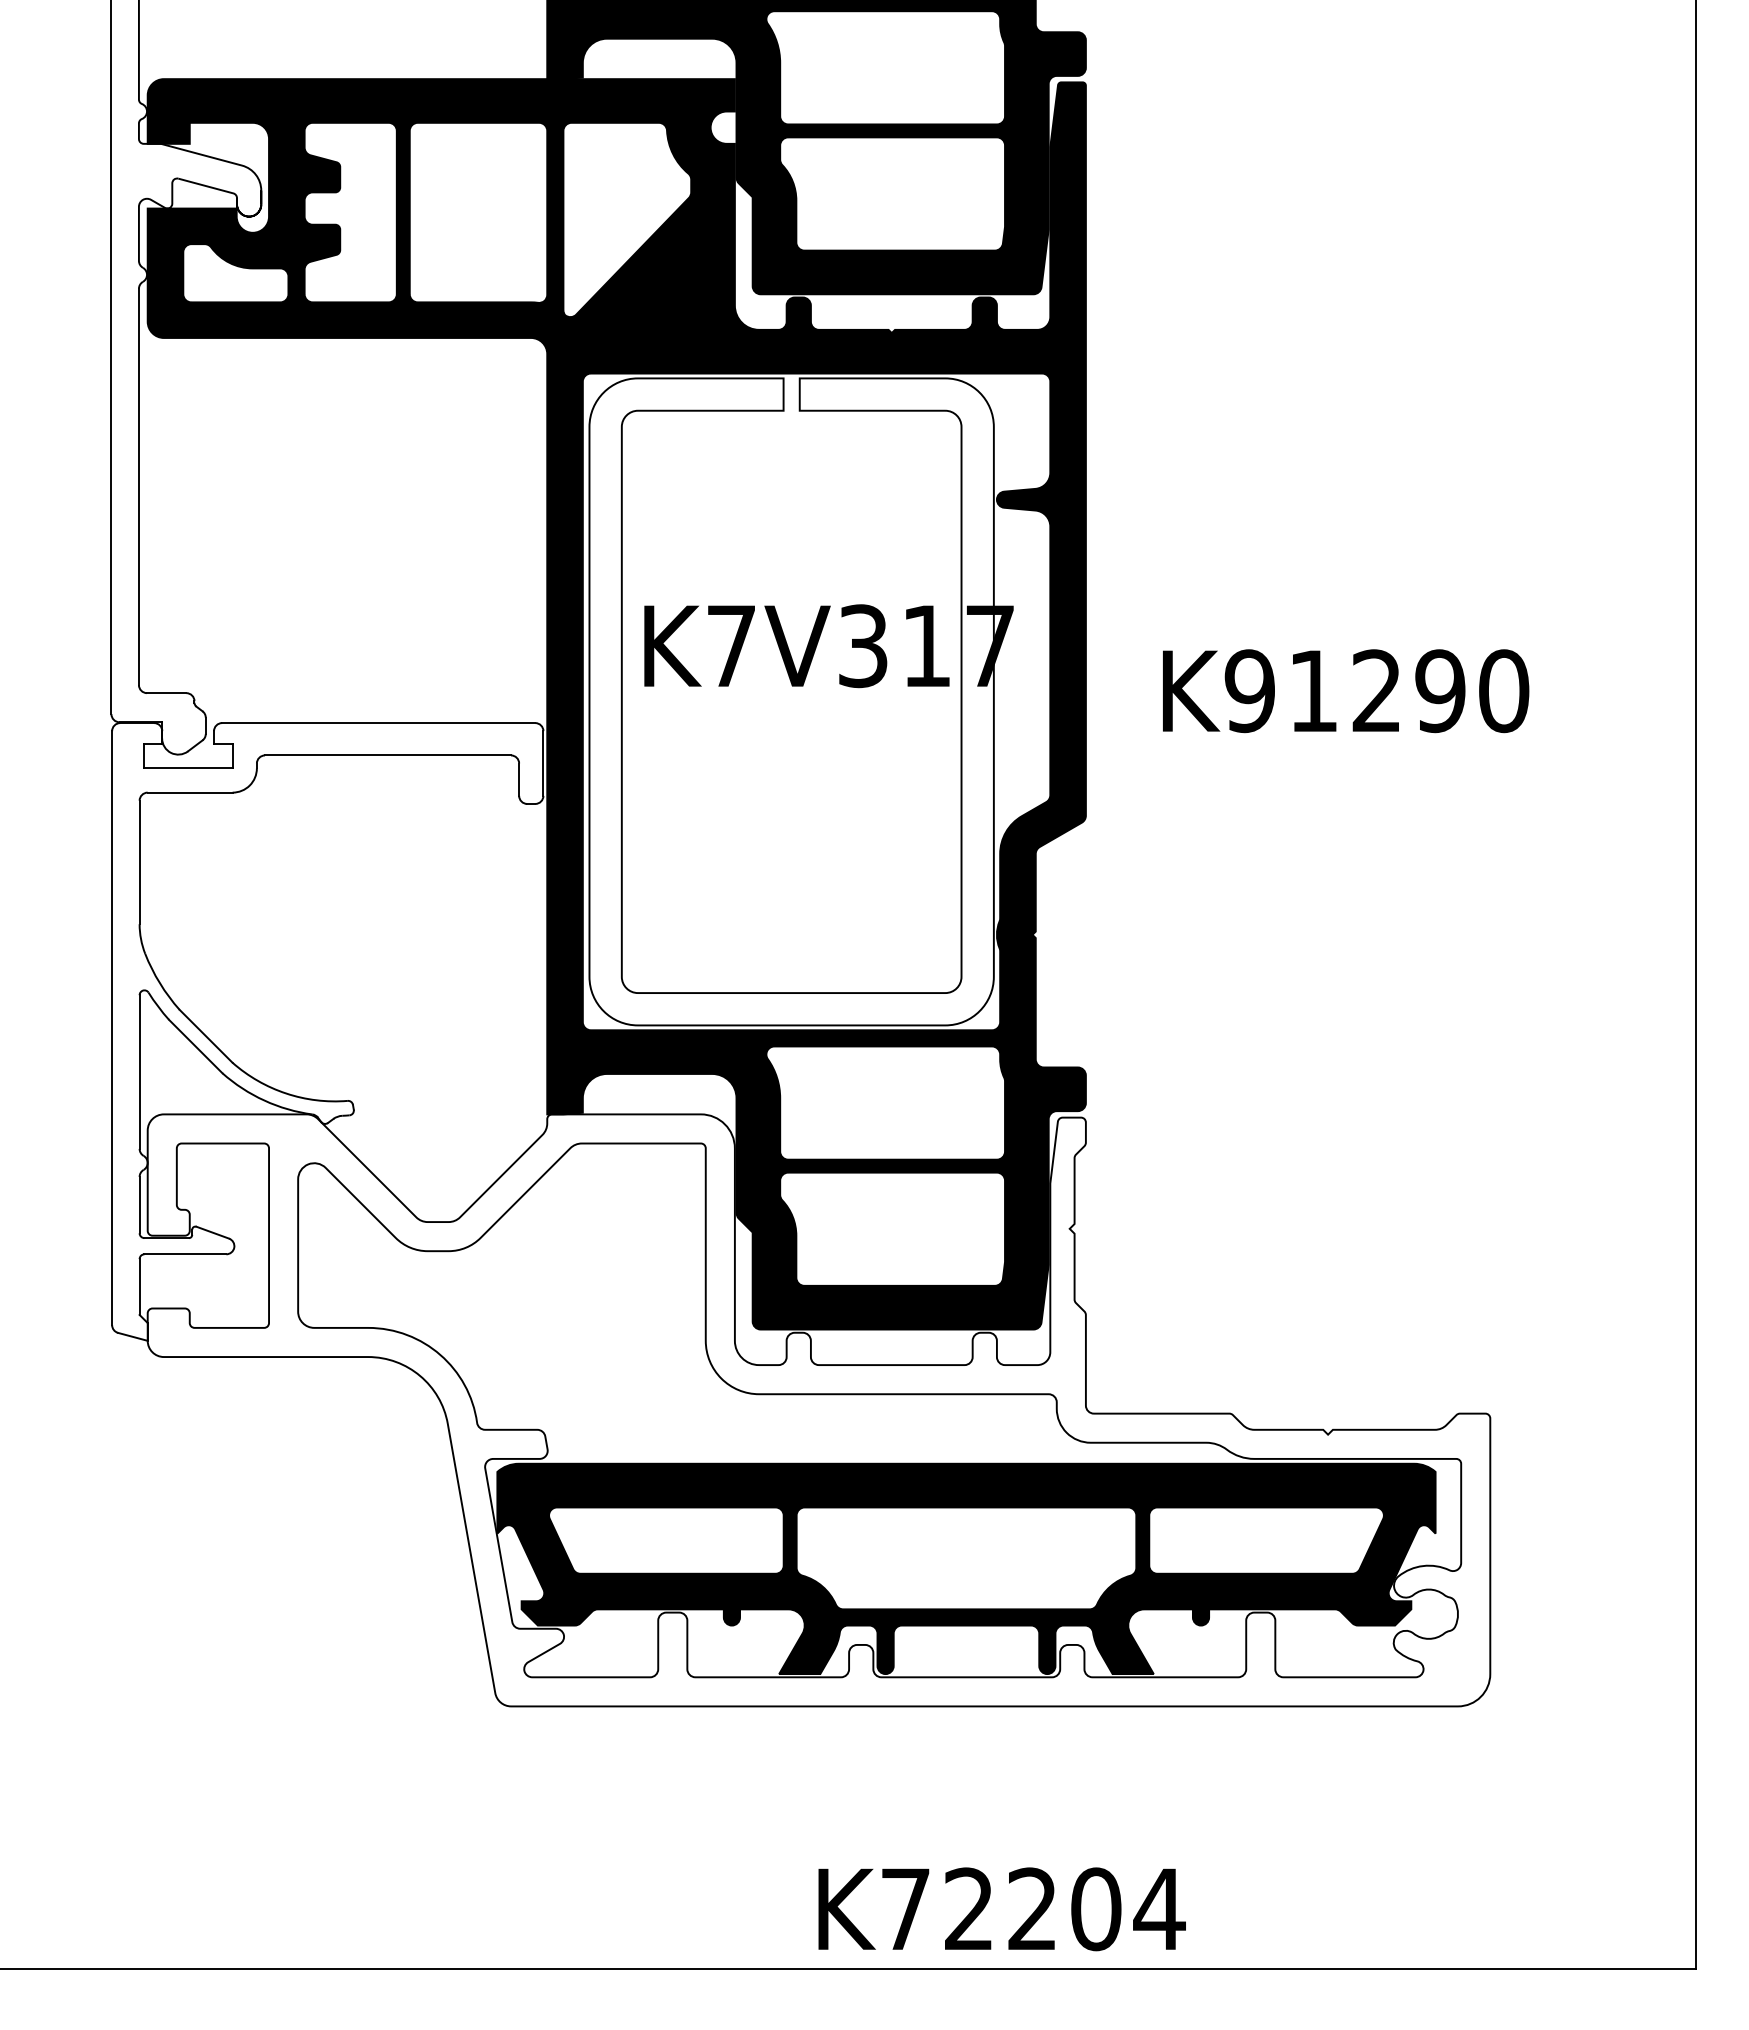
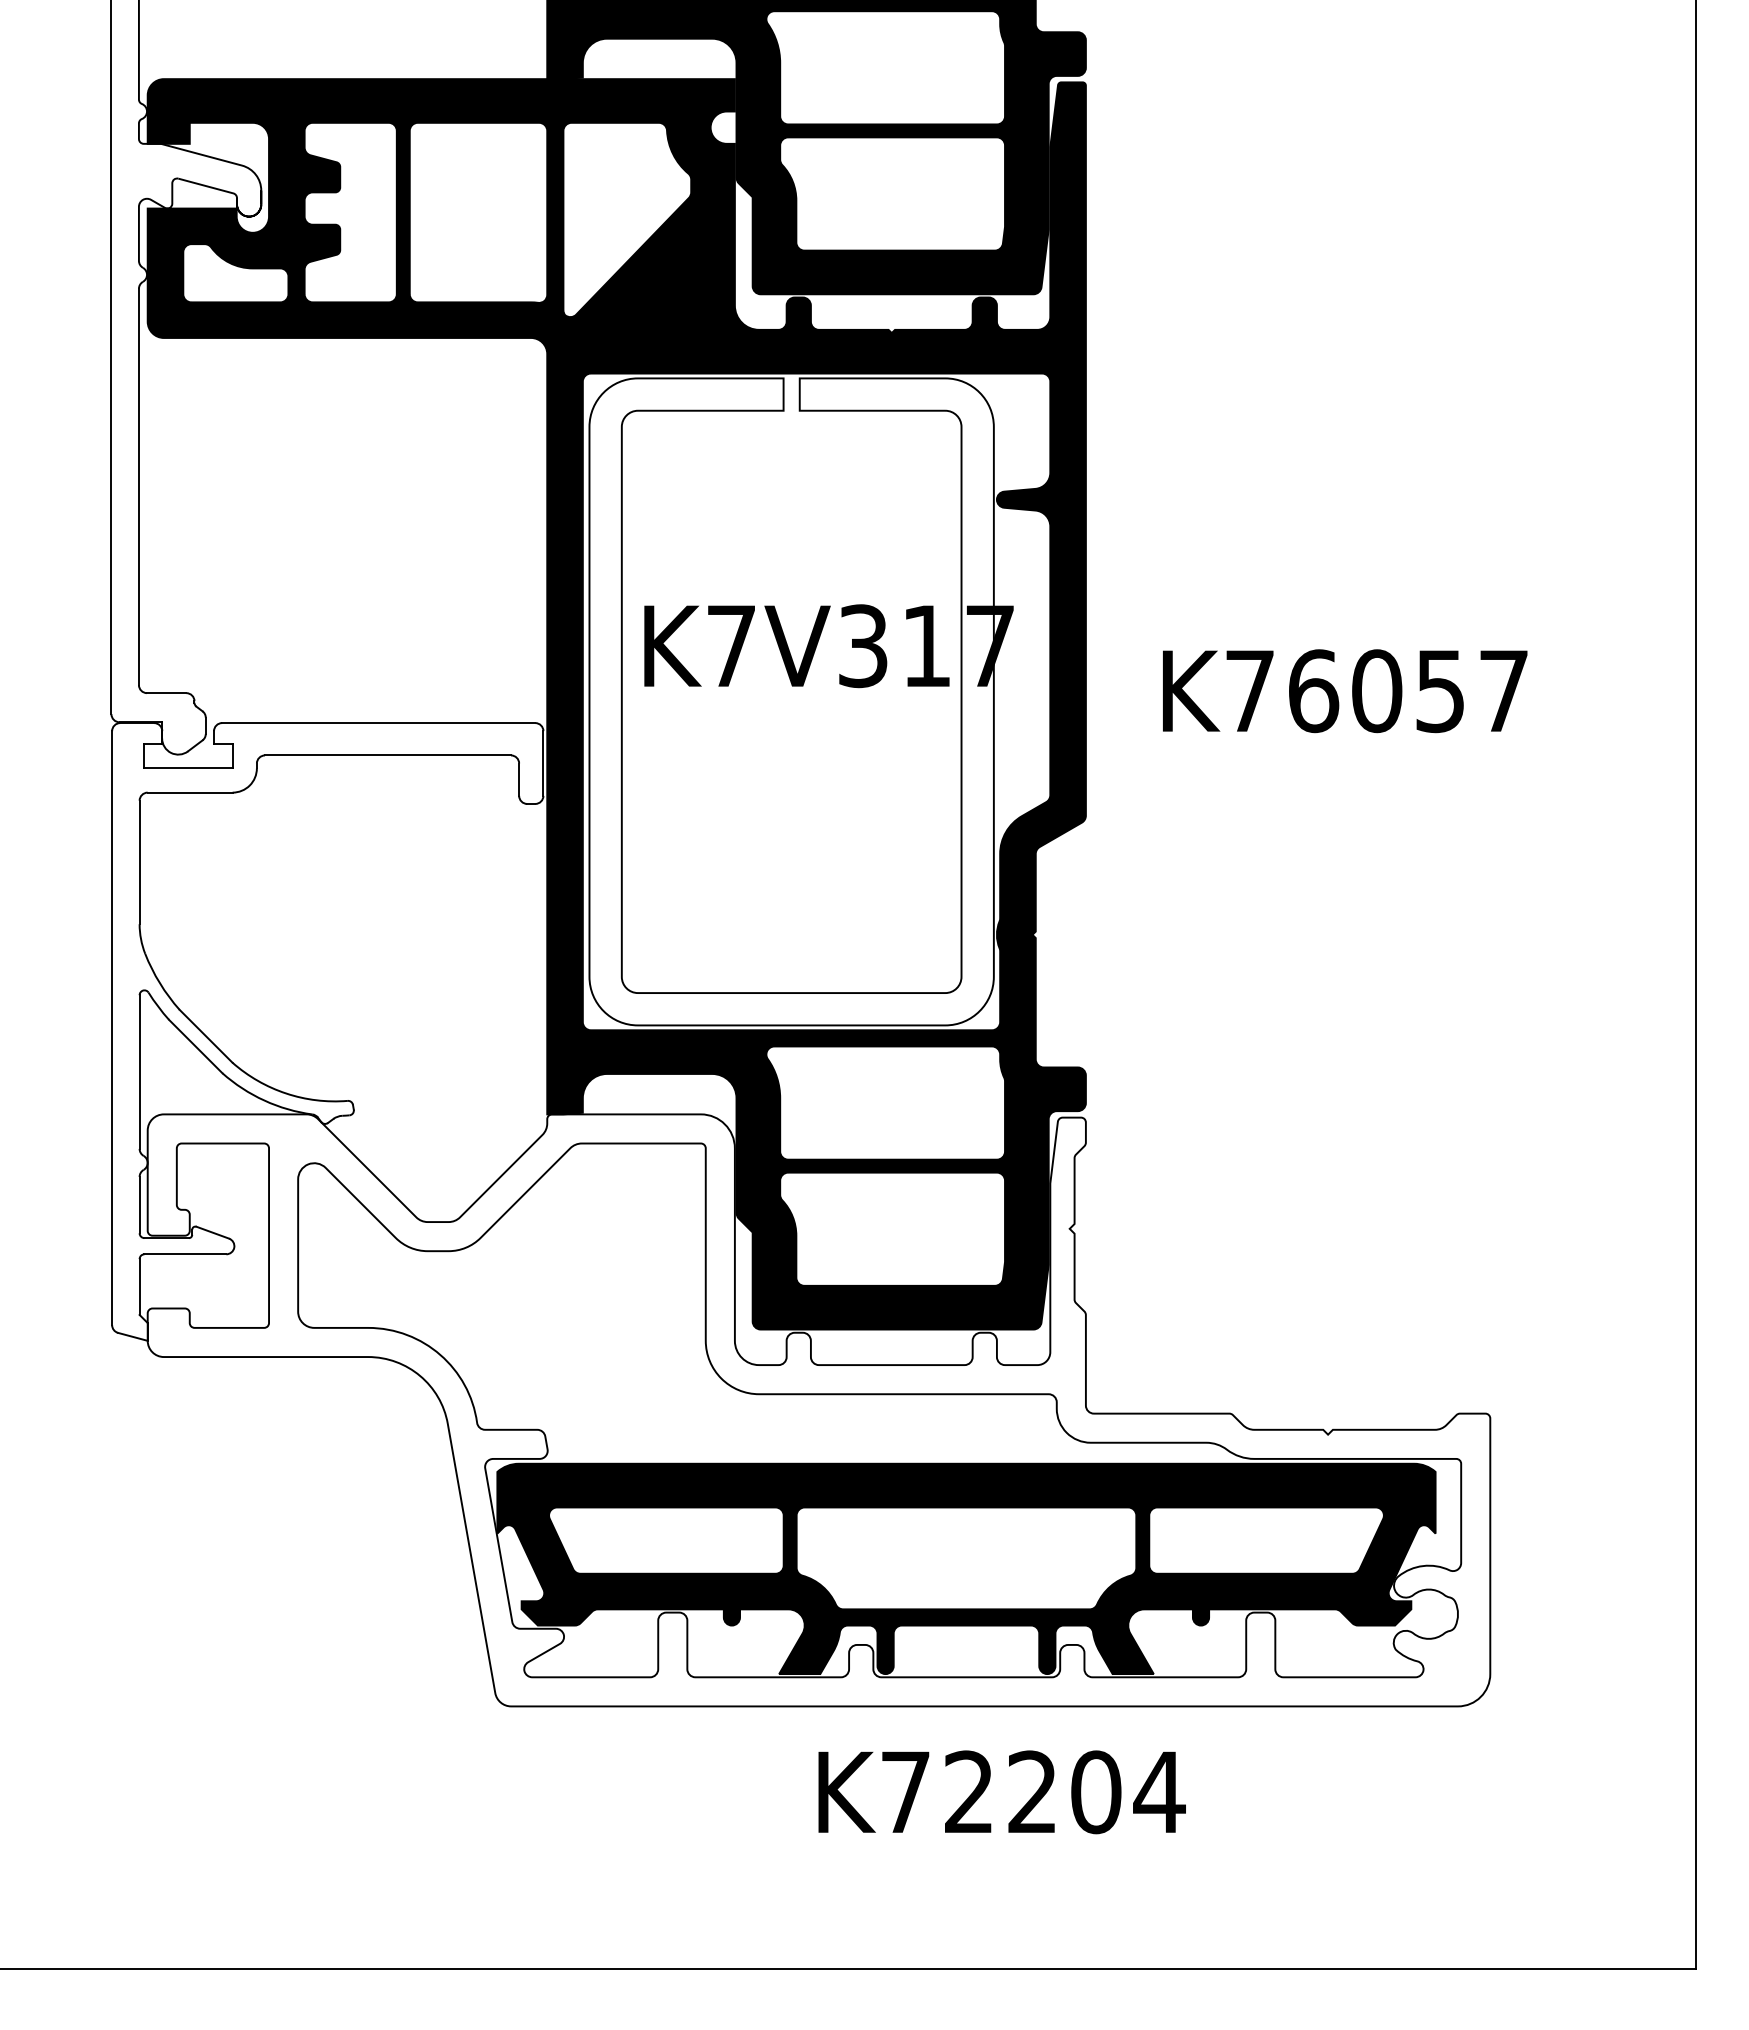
text: K91290 -> K76057 (1376, 691)
text position: (1001, 1909) -> (1001, 1792) (1001, 1792)
